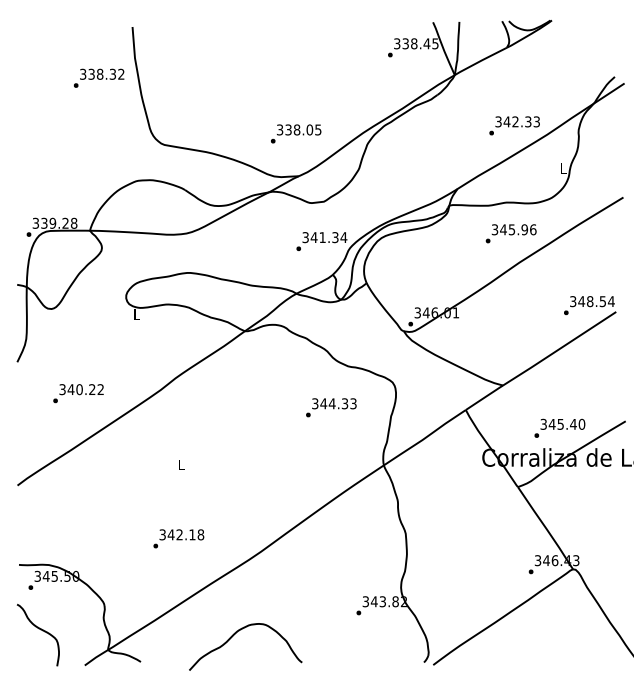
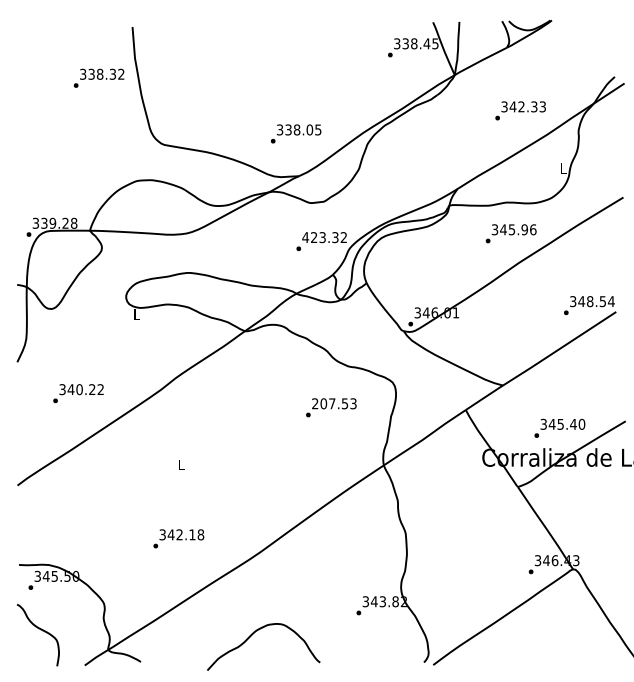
text position: (514, 125) -> (520, 110) (520, 110)
text: 341.34 -> 423.32 (324, 237)
text: 344.33 -> 207.53 (330, 403)
curve position: (234, 635) -> (252, 635) (252, 635)
